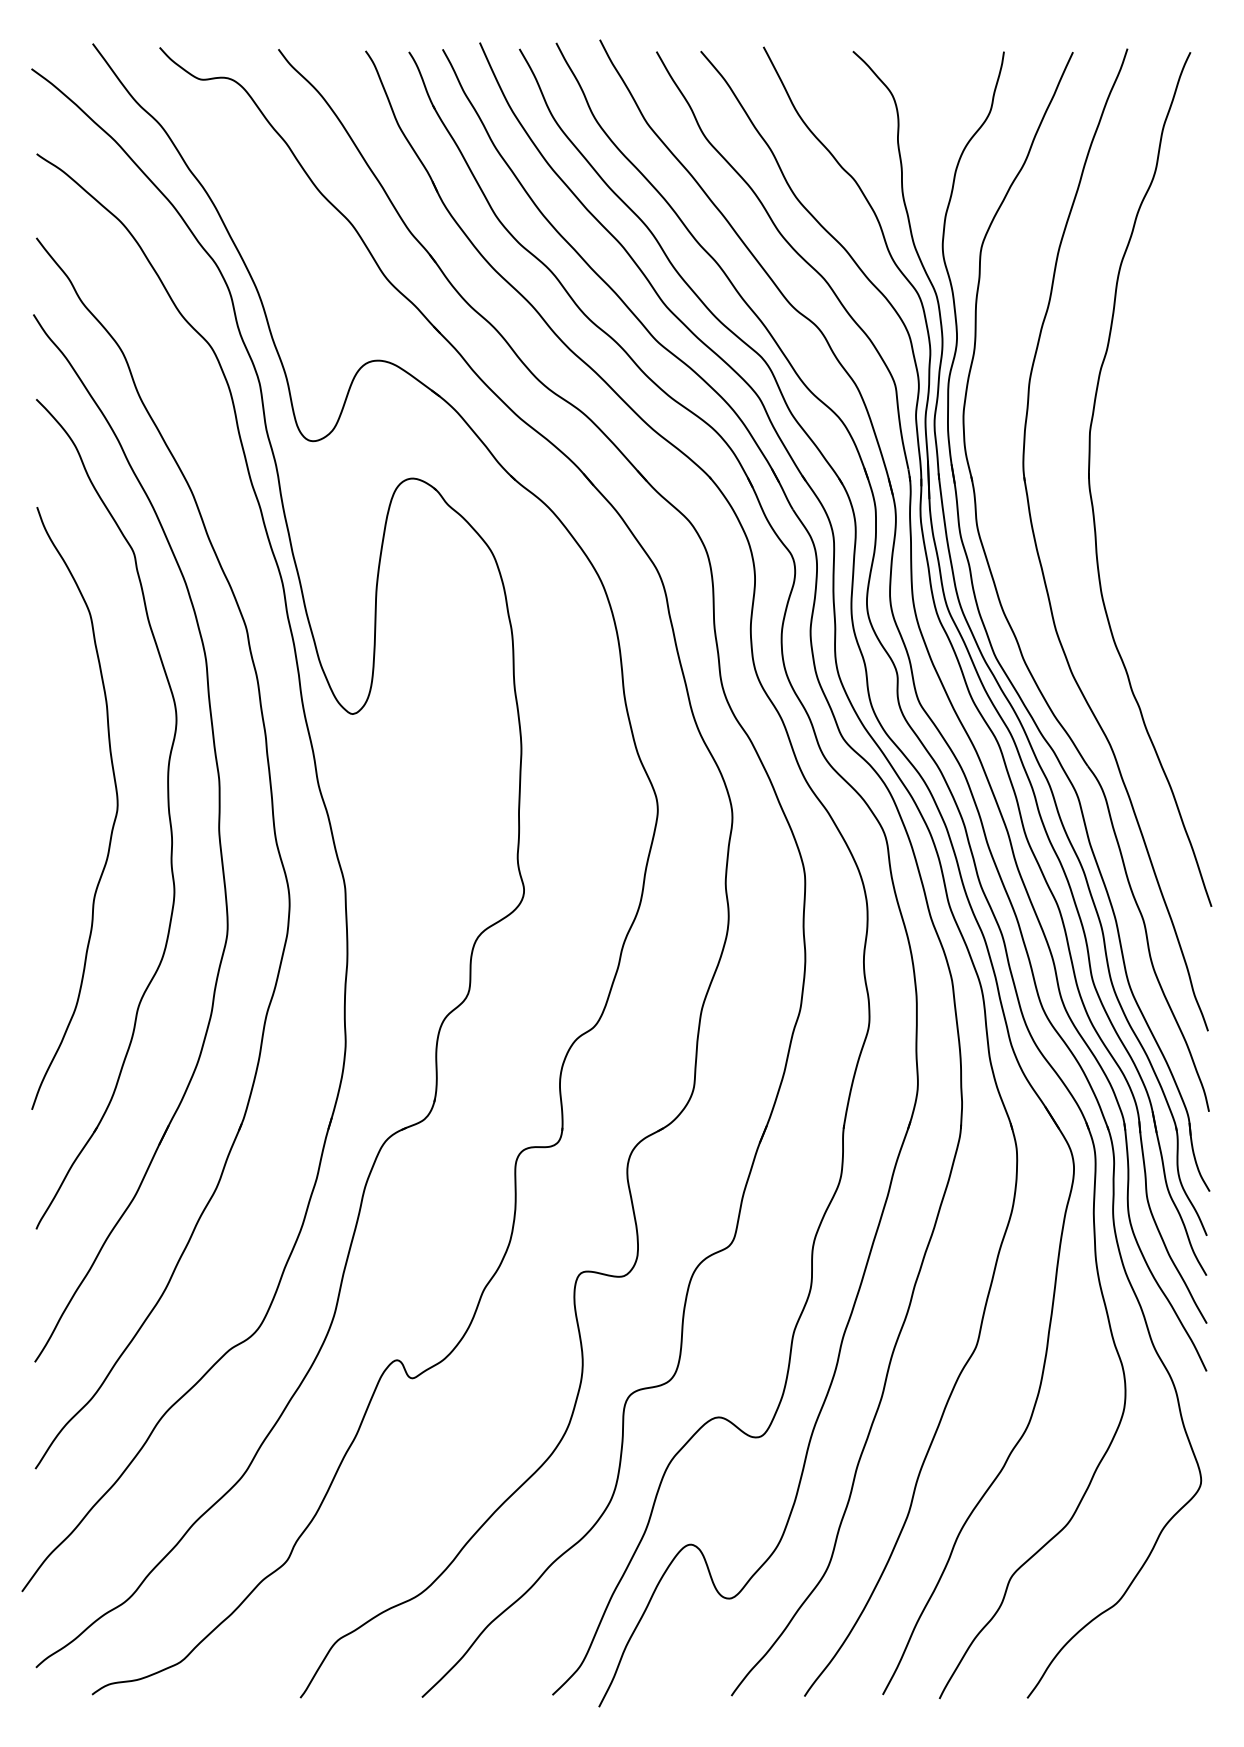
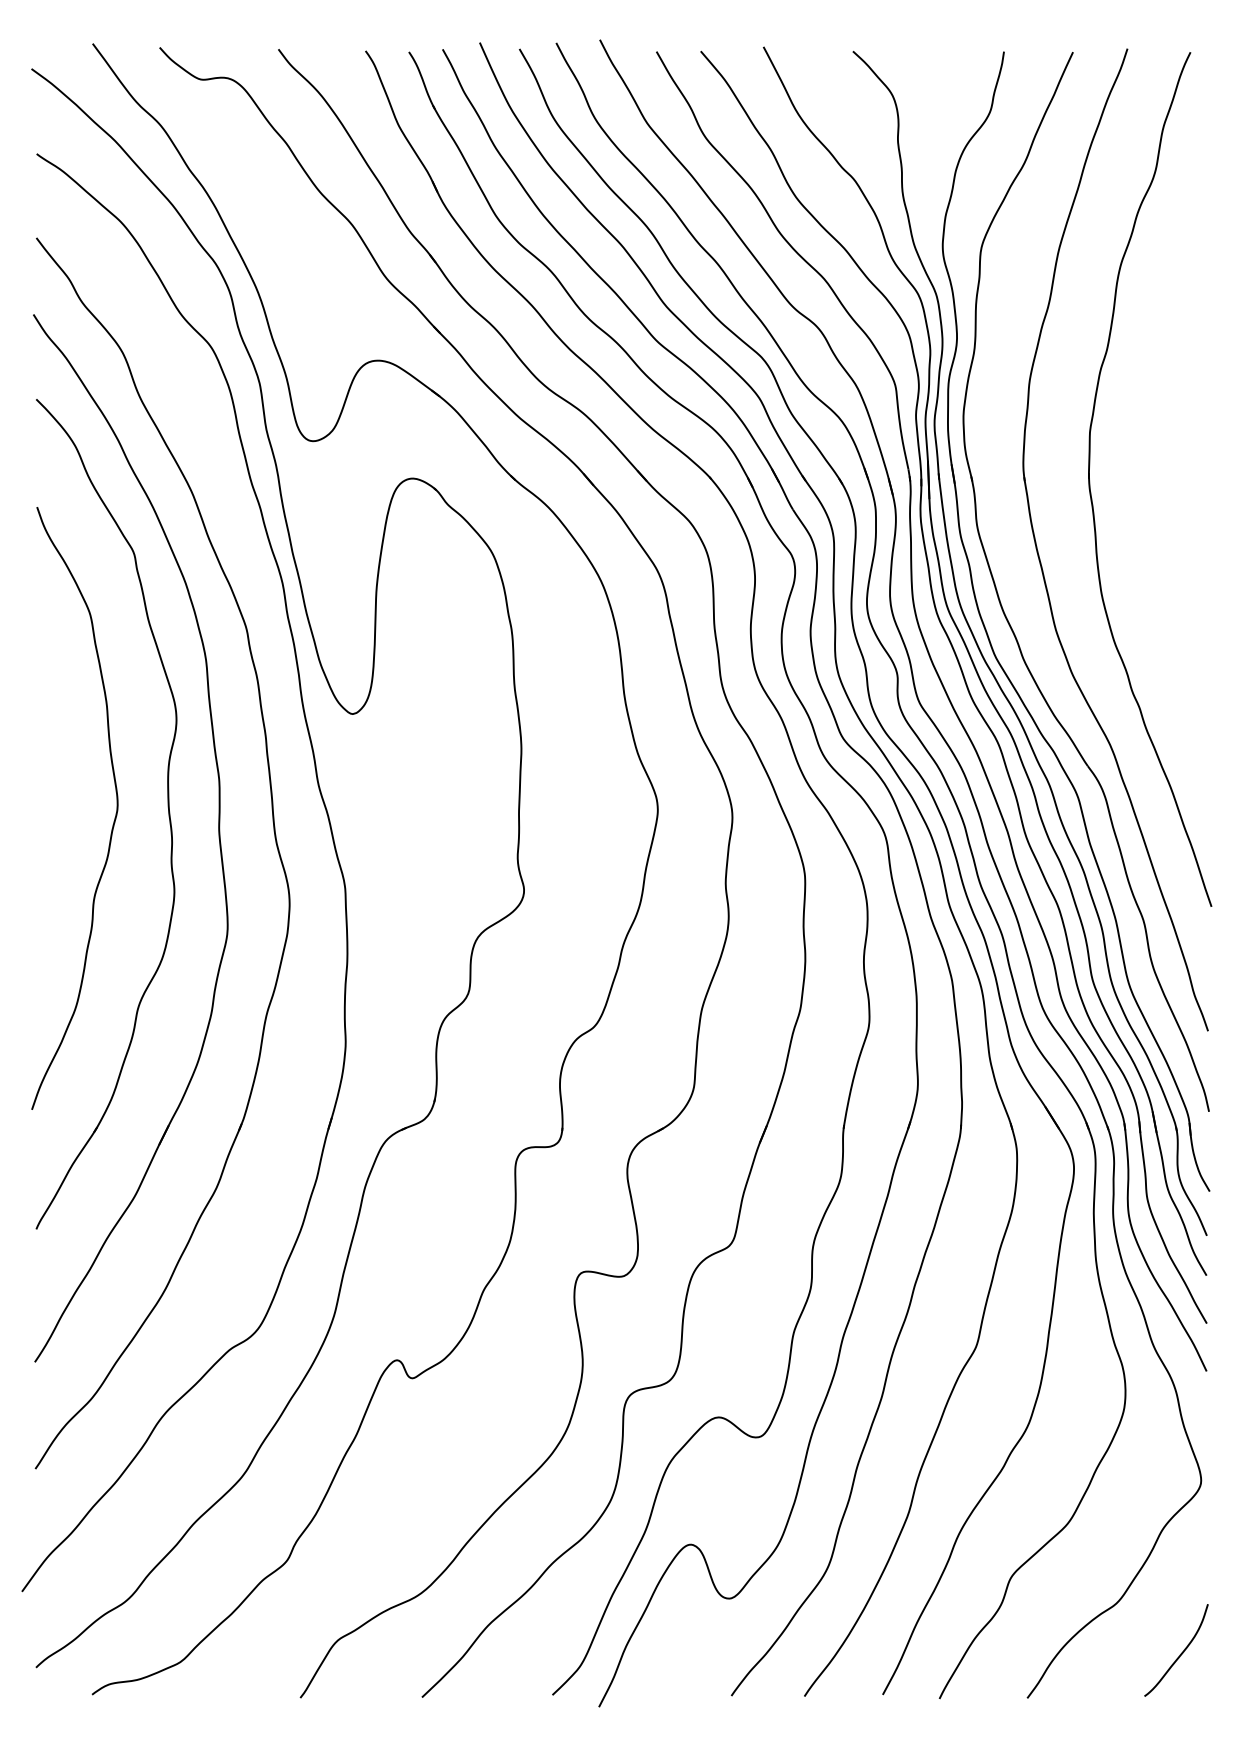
curve: none -> present (1180, 1653)
